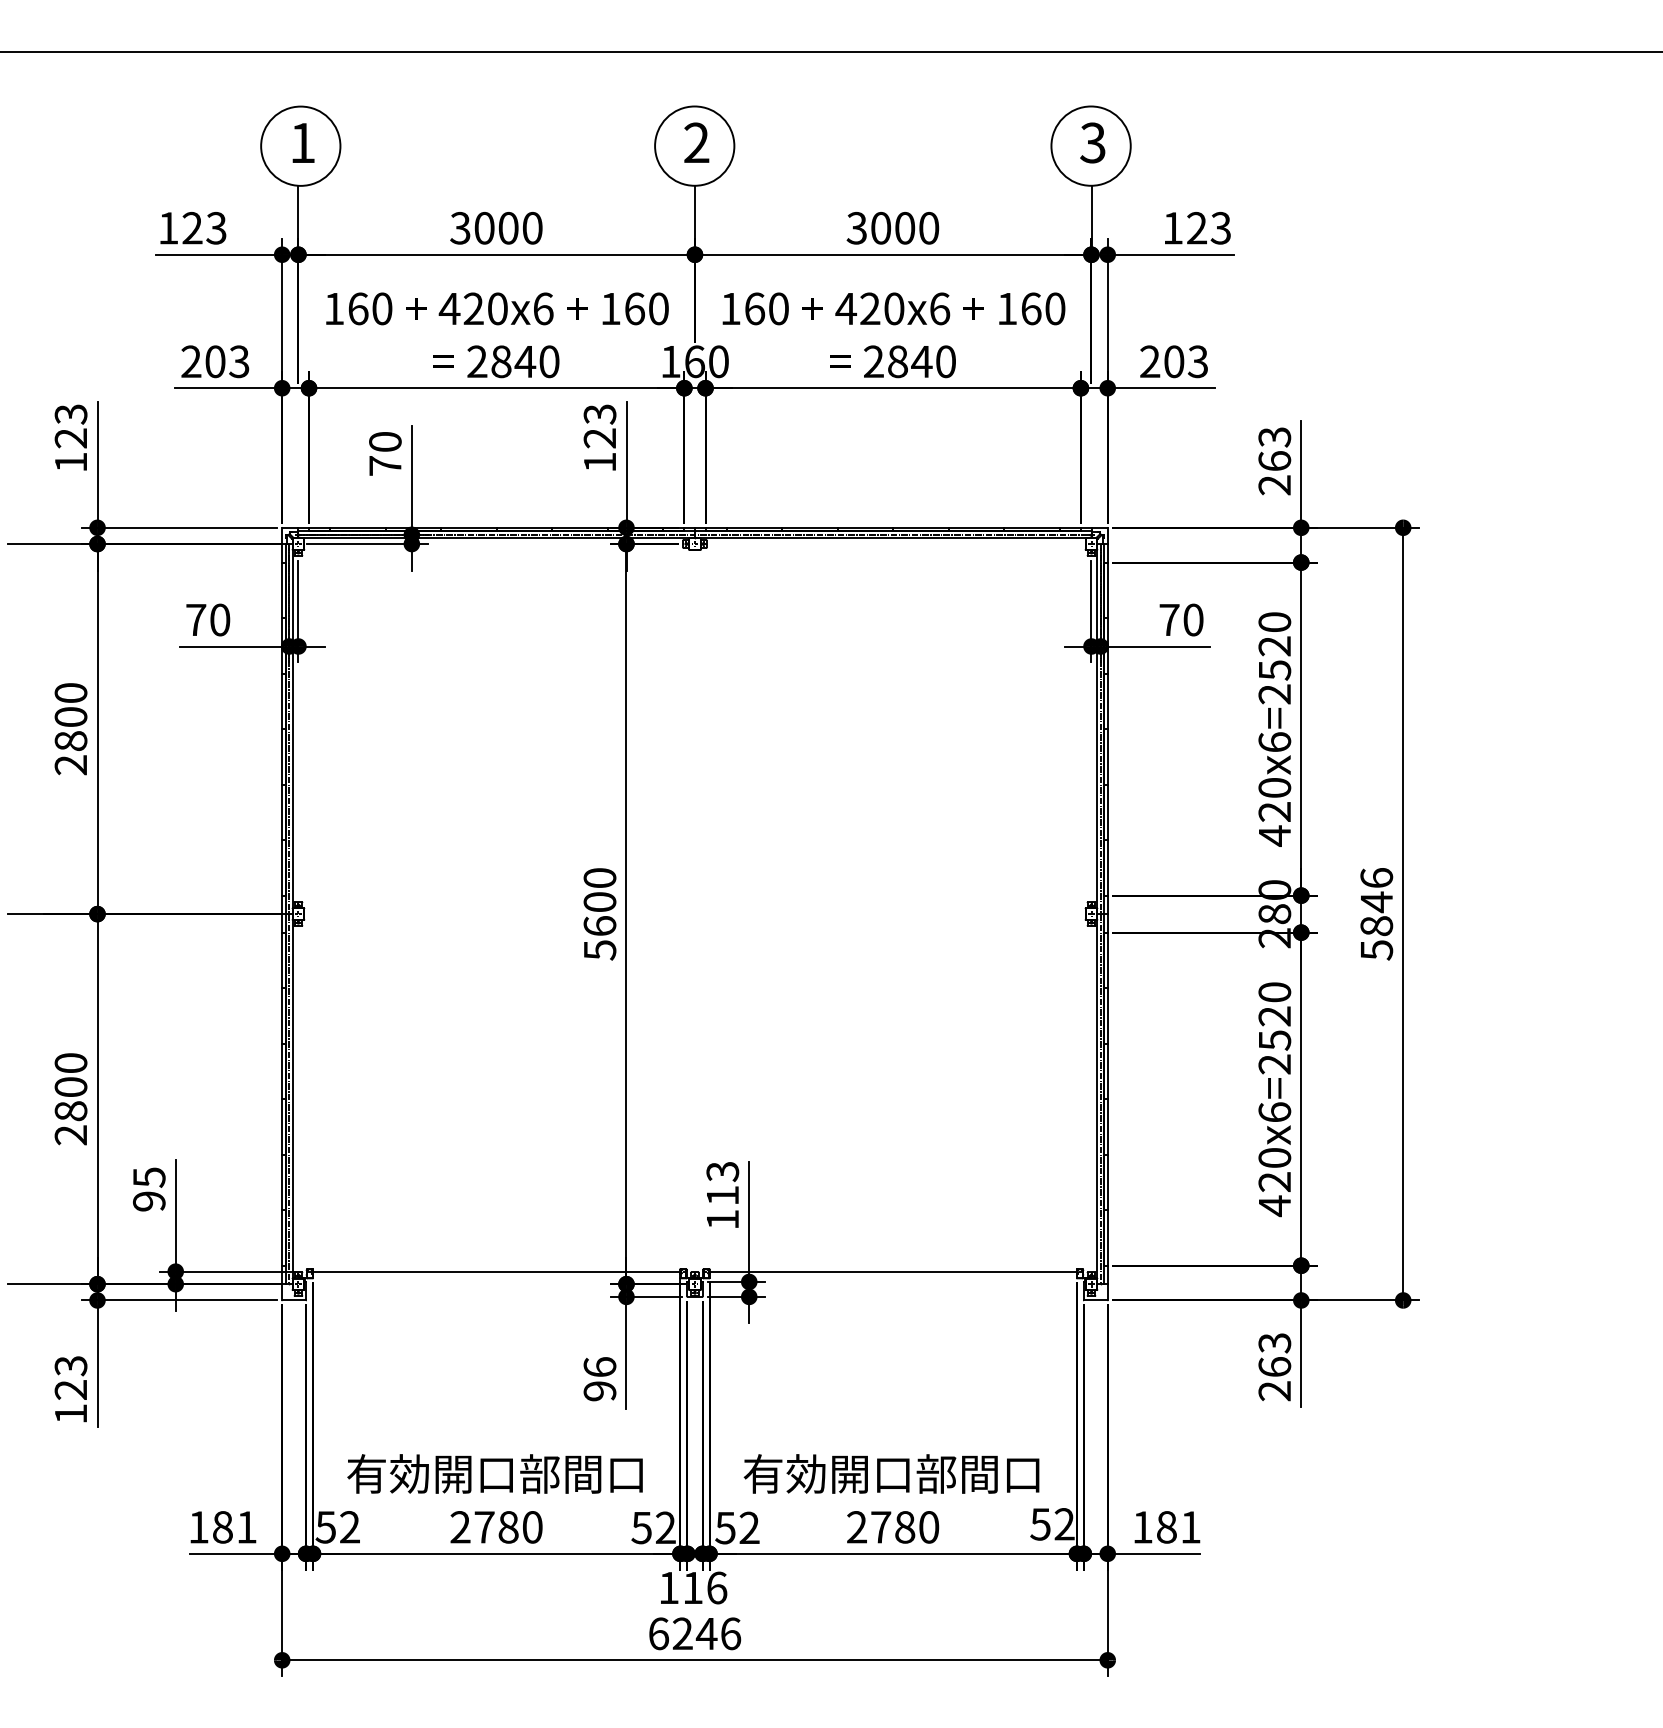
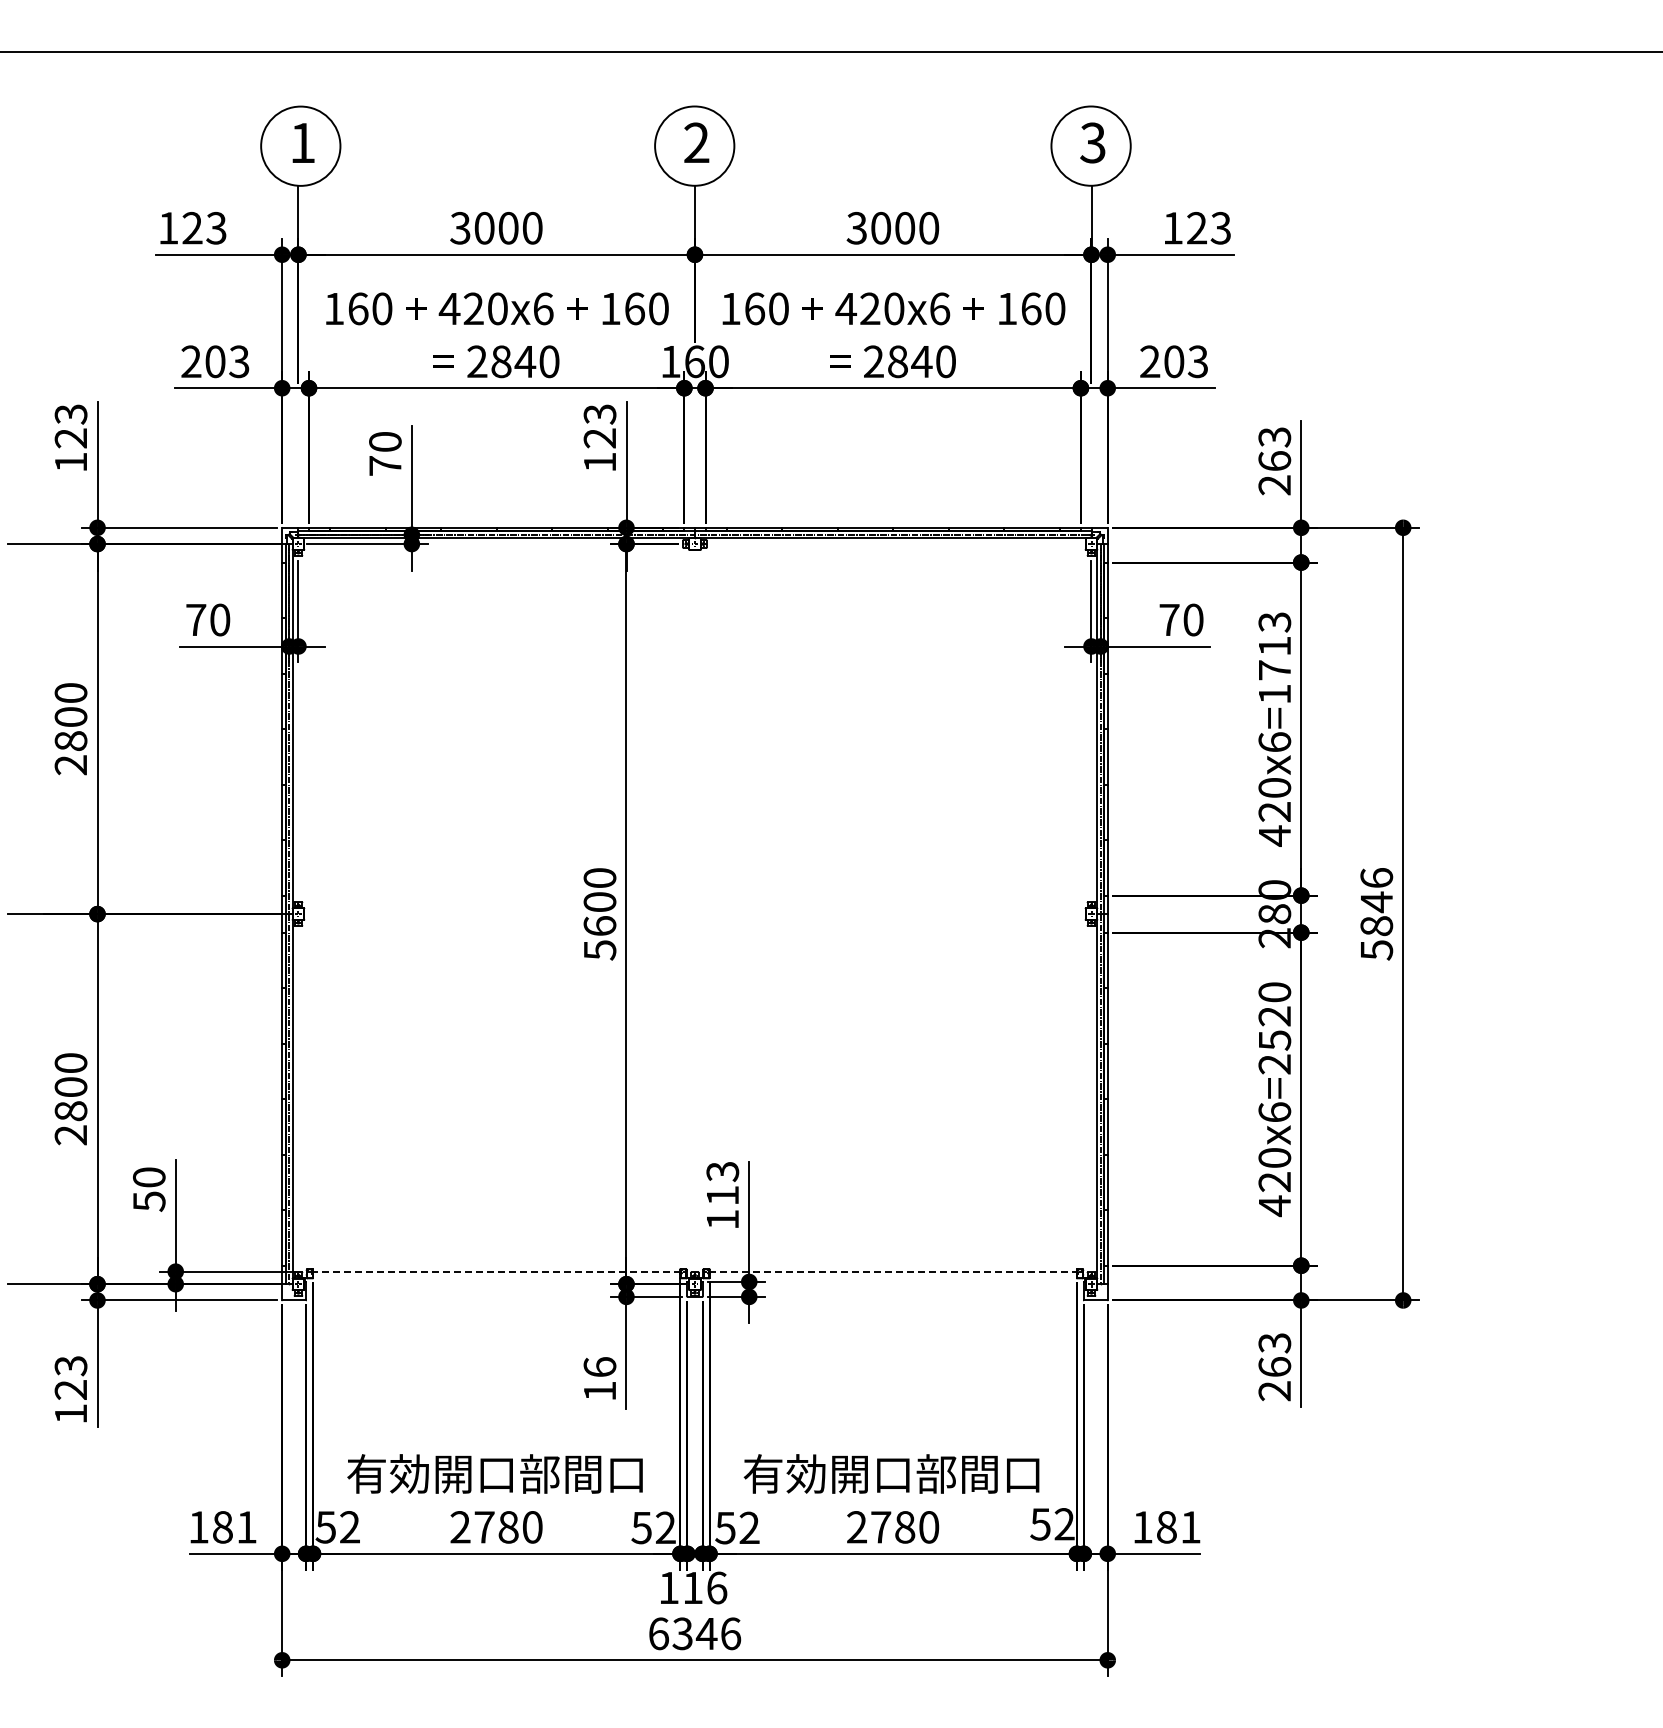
text: 420x6=2520 -> 420x6=1713 (1274, 658)
text: 95 -> 50 (148, 1189)
line: solid -> dashed (496, 1271)
line: solid -> dashed (893, 1271)
text: 96 -> 16 (599, 1391)
text: 6246 -> 6346 (682, 1634)
